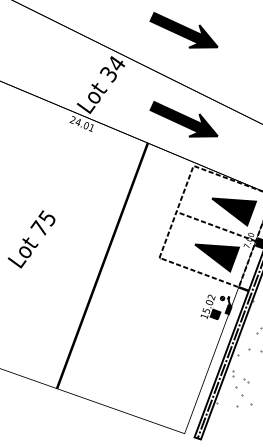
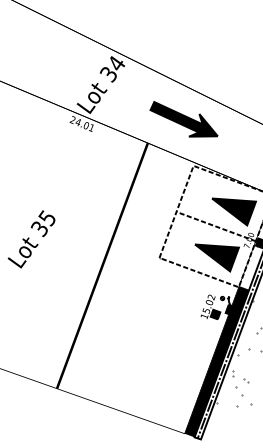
part: present -> none (183, 30)
text: 75 -> 35 (38, 228)
fill: none -> present (216, 362)
